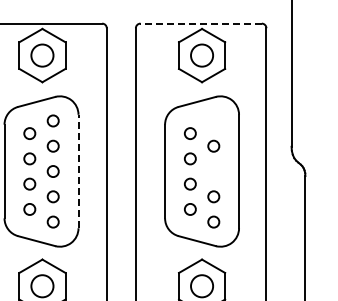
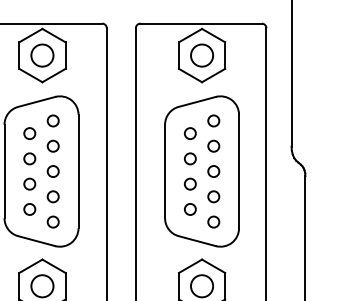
line: dashed -> solid (201, 23)
circle: none -> present (213, 120)
line: dashed -> solid (78, 171)
circle: none -> present (213, 171)
